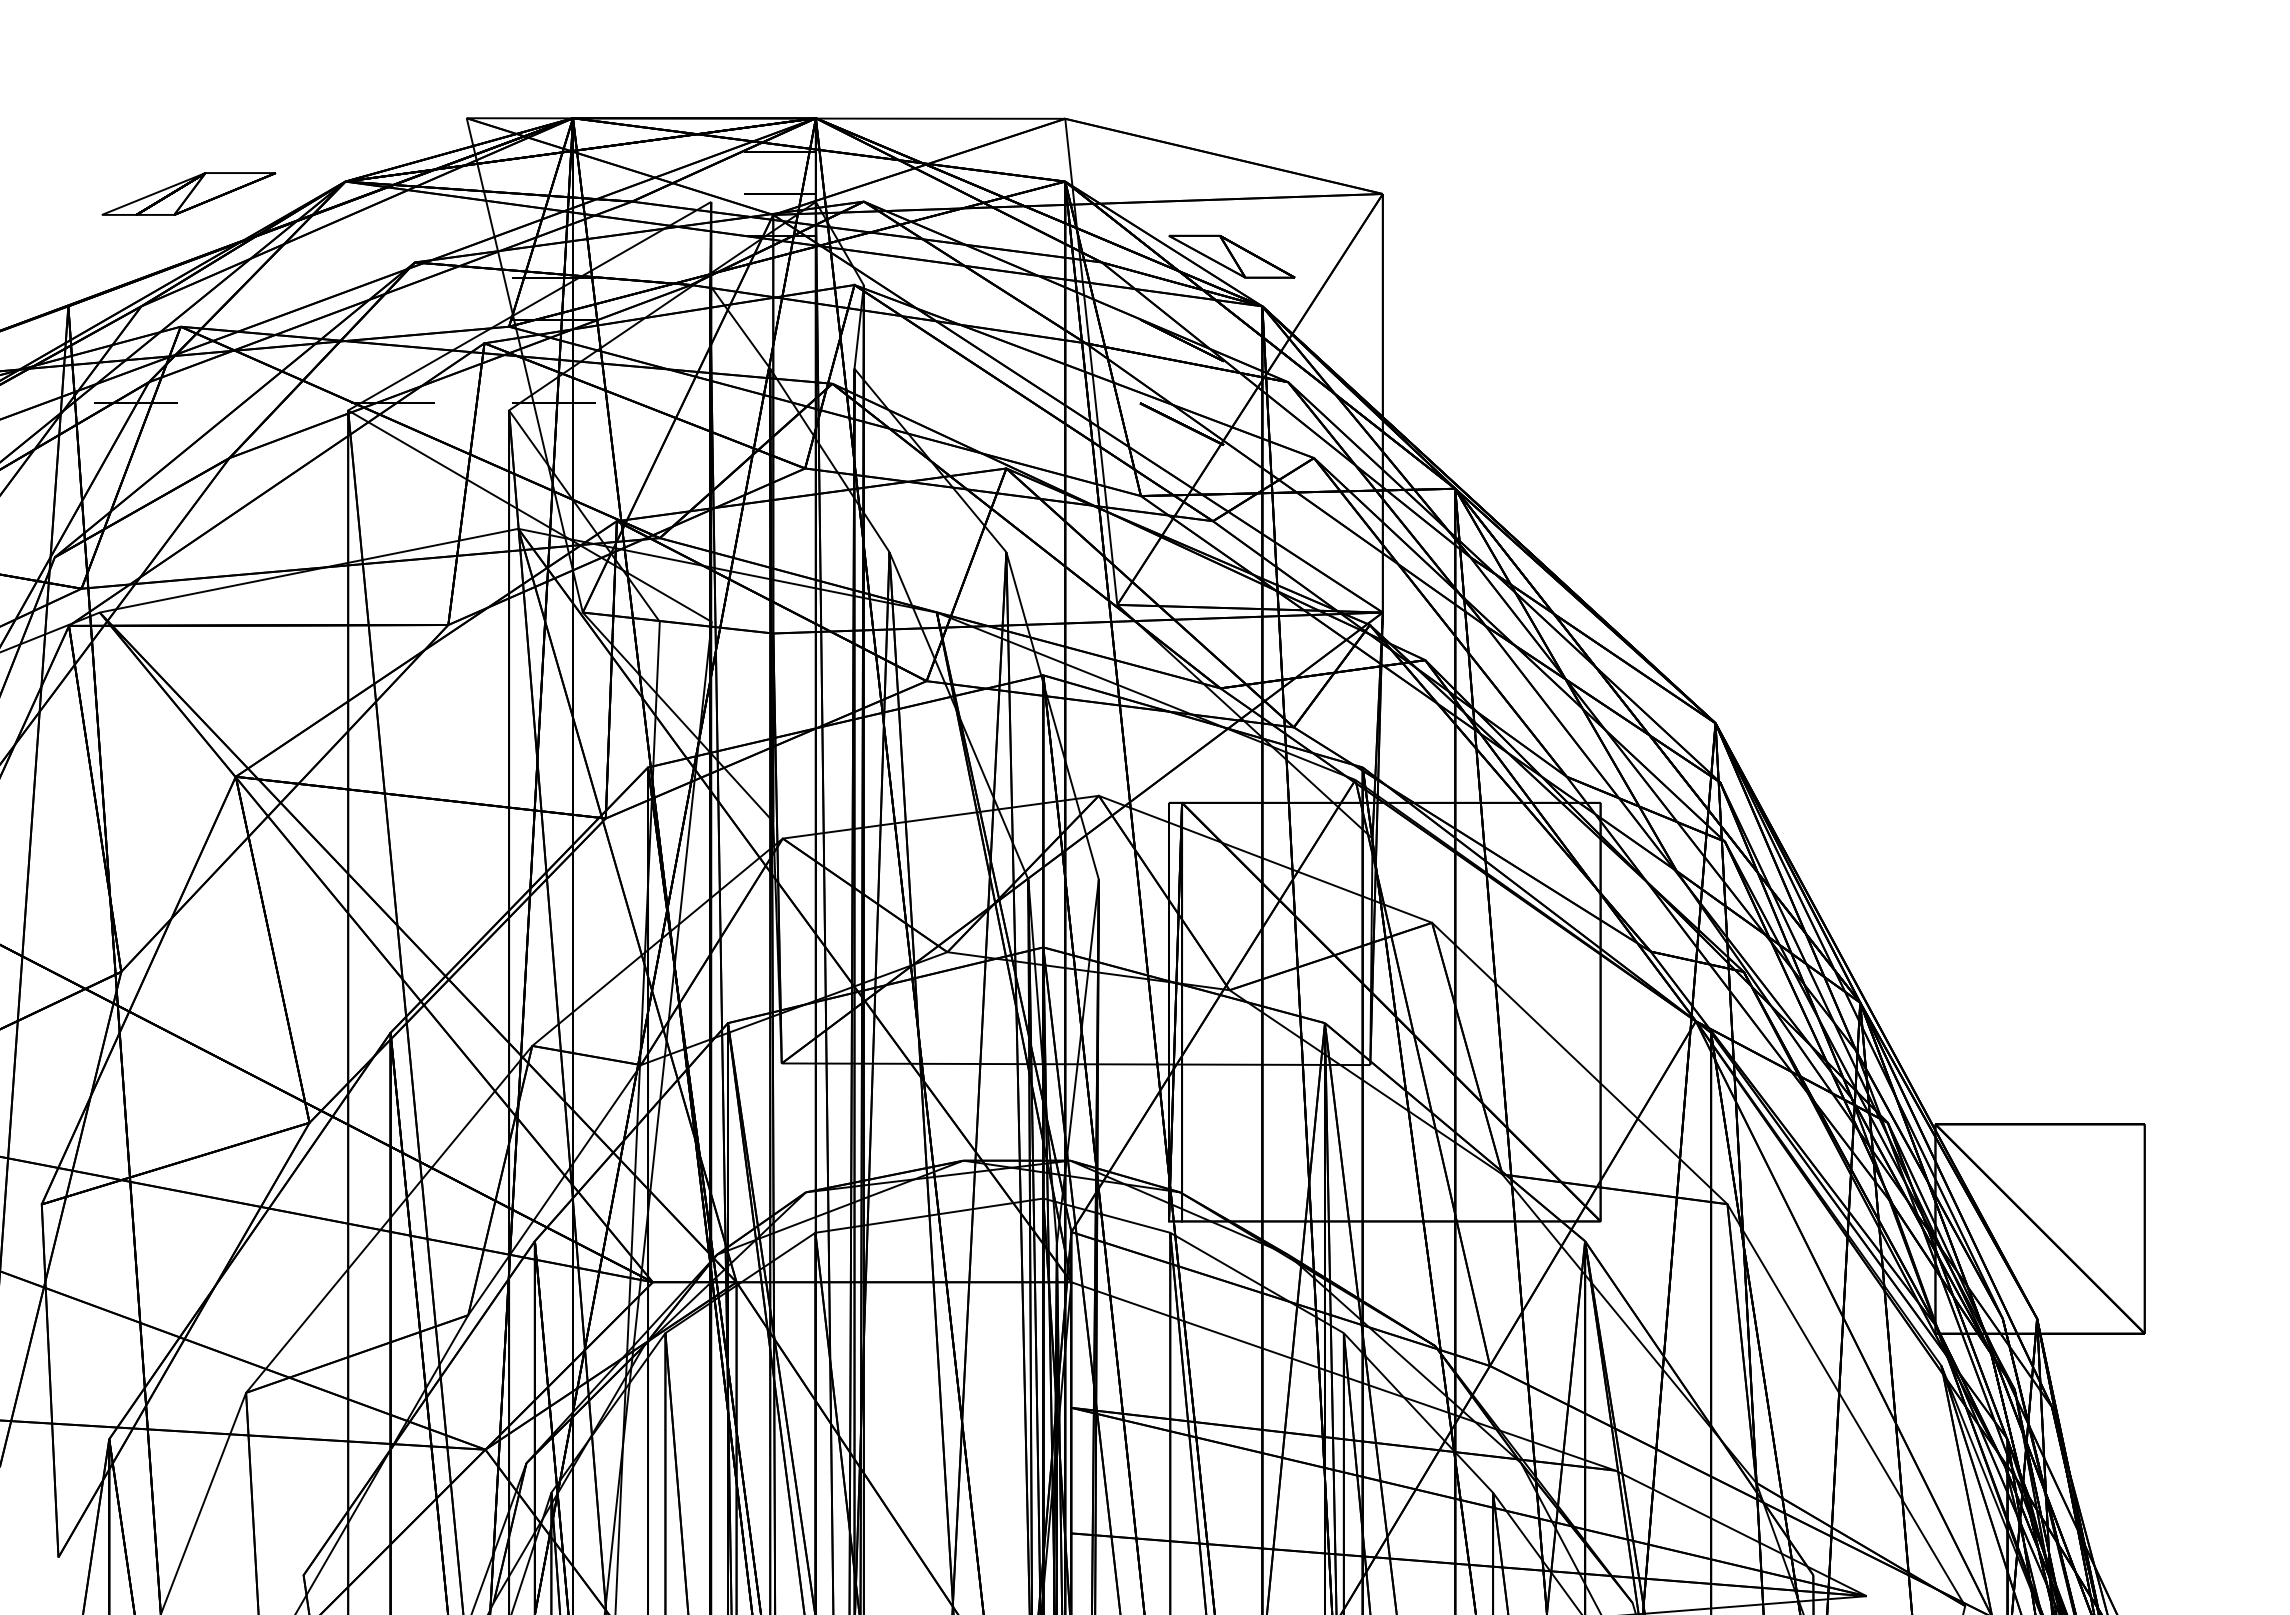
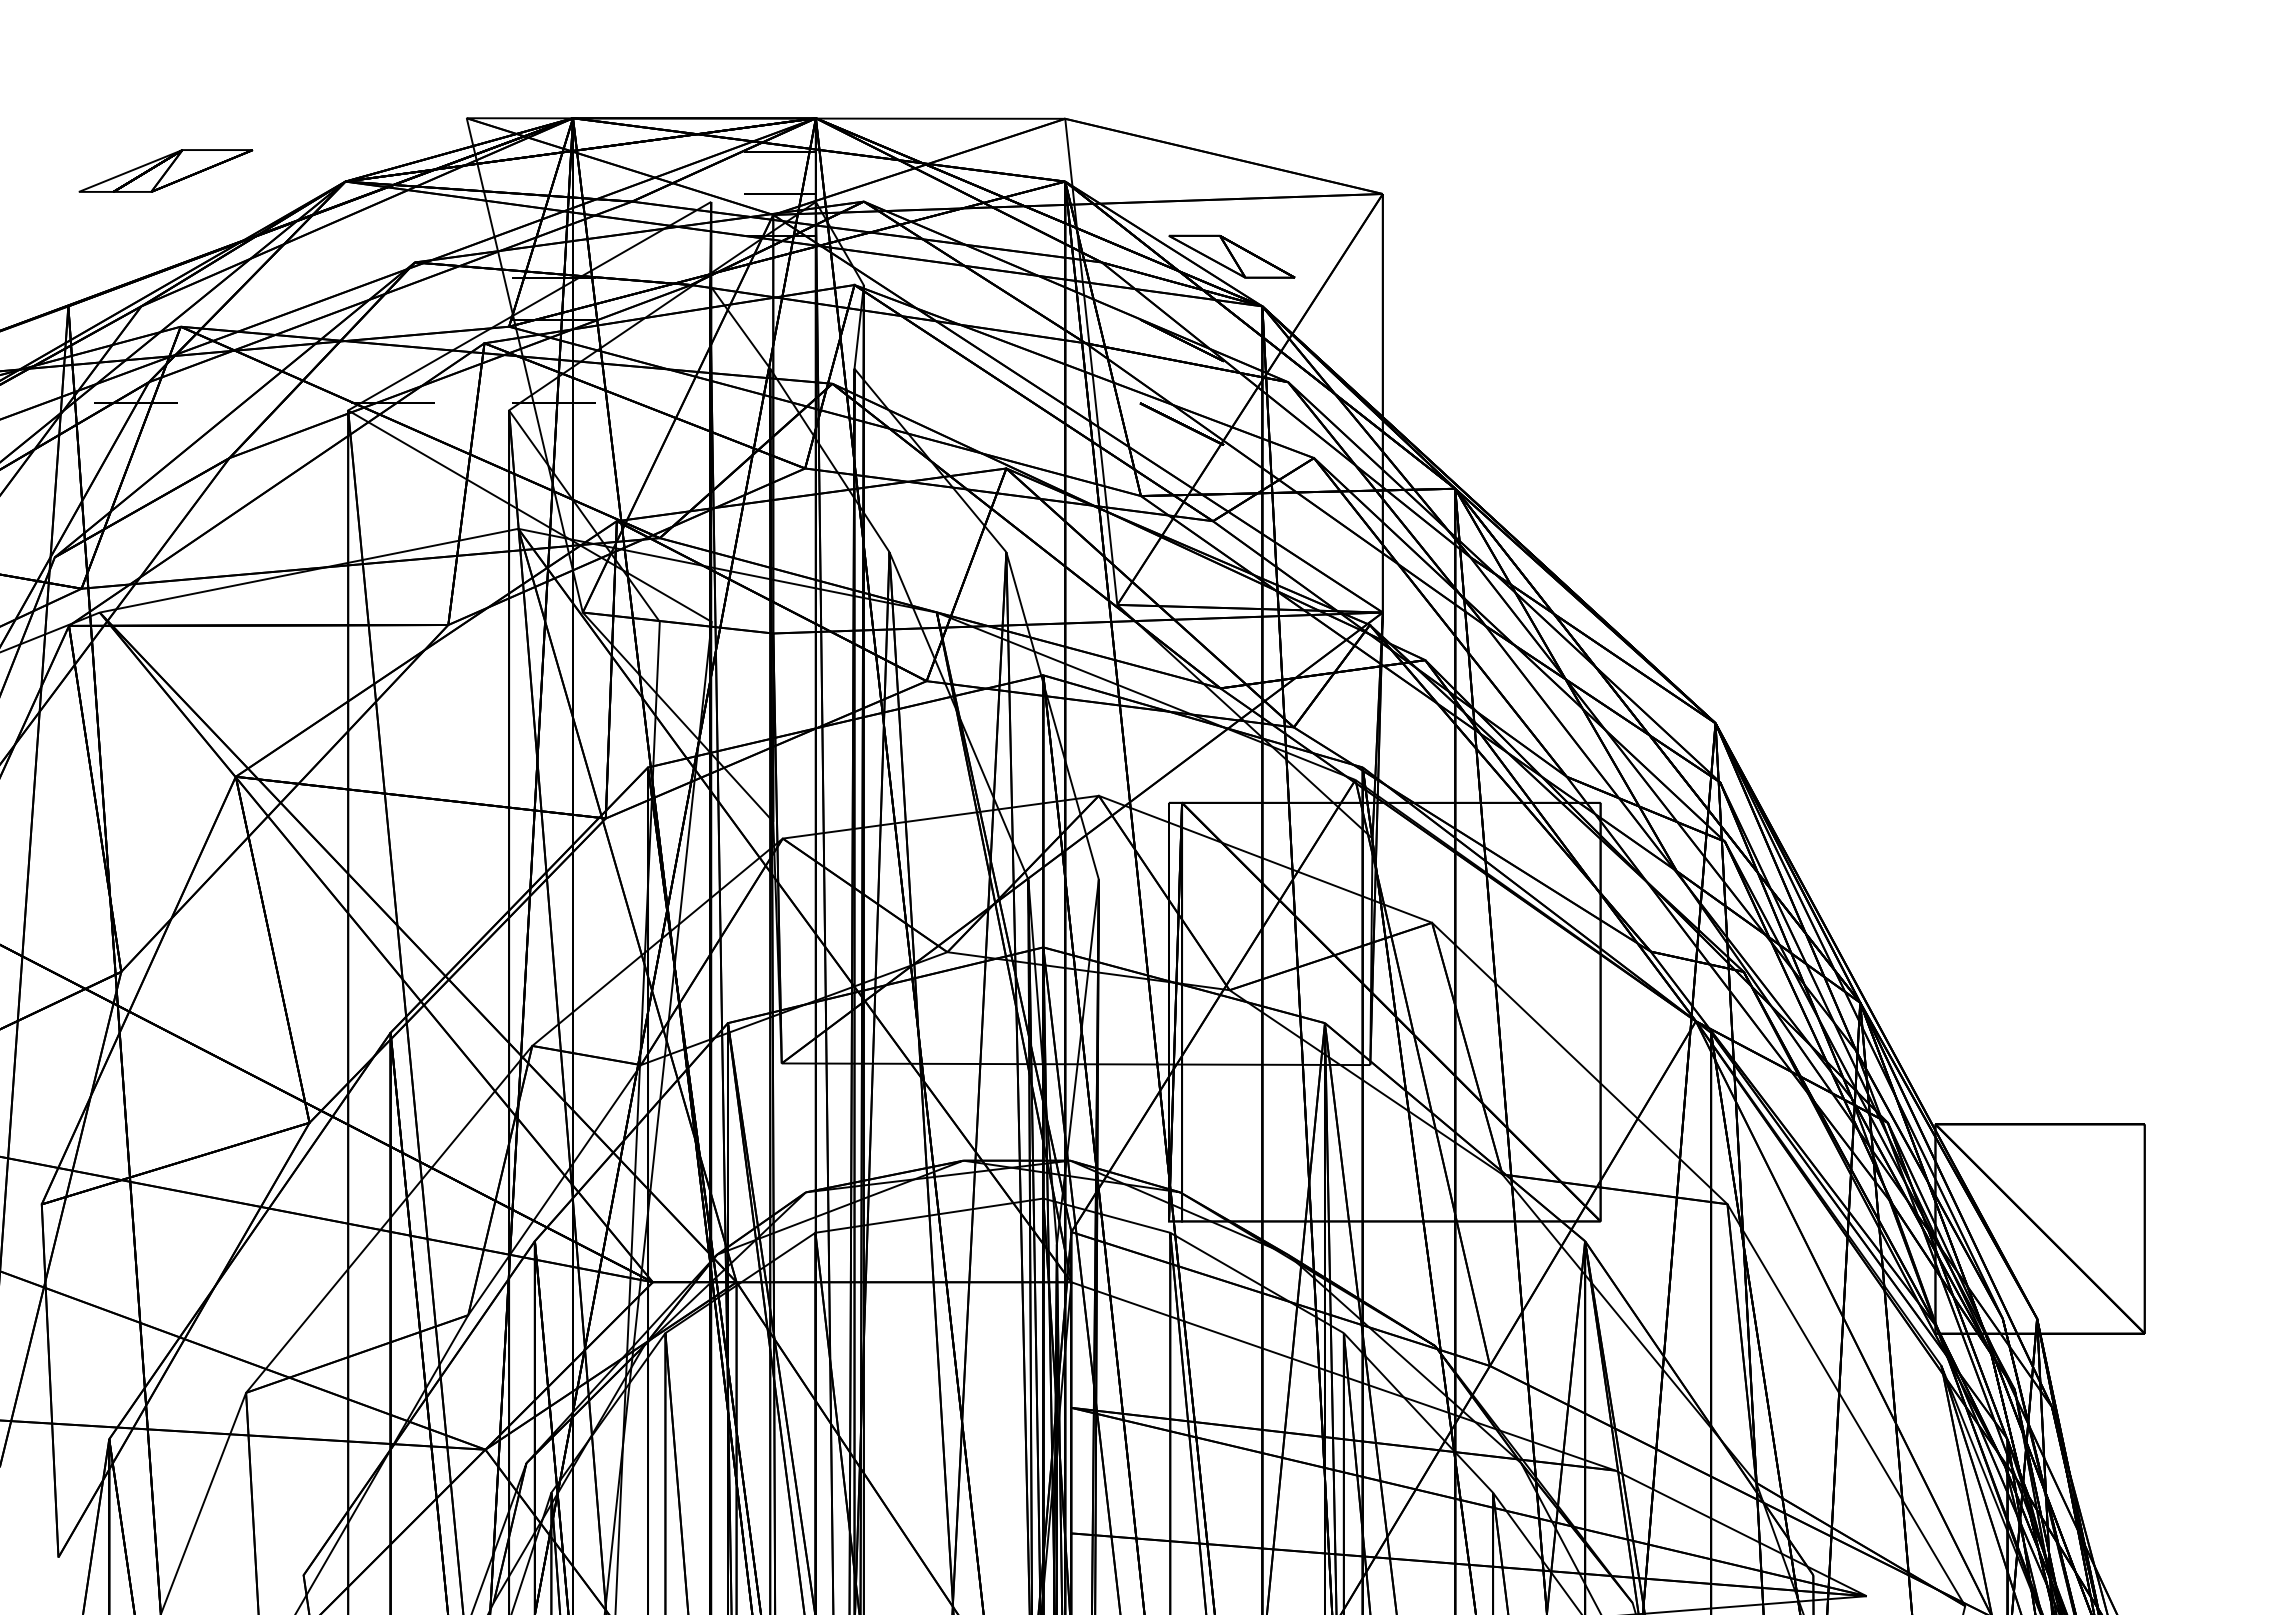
part position: (188, 193) -> (165, 170) (165, 170)
